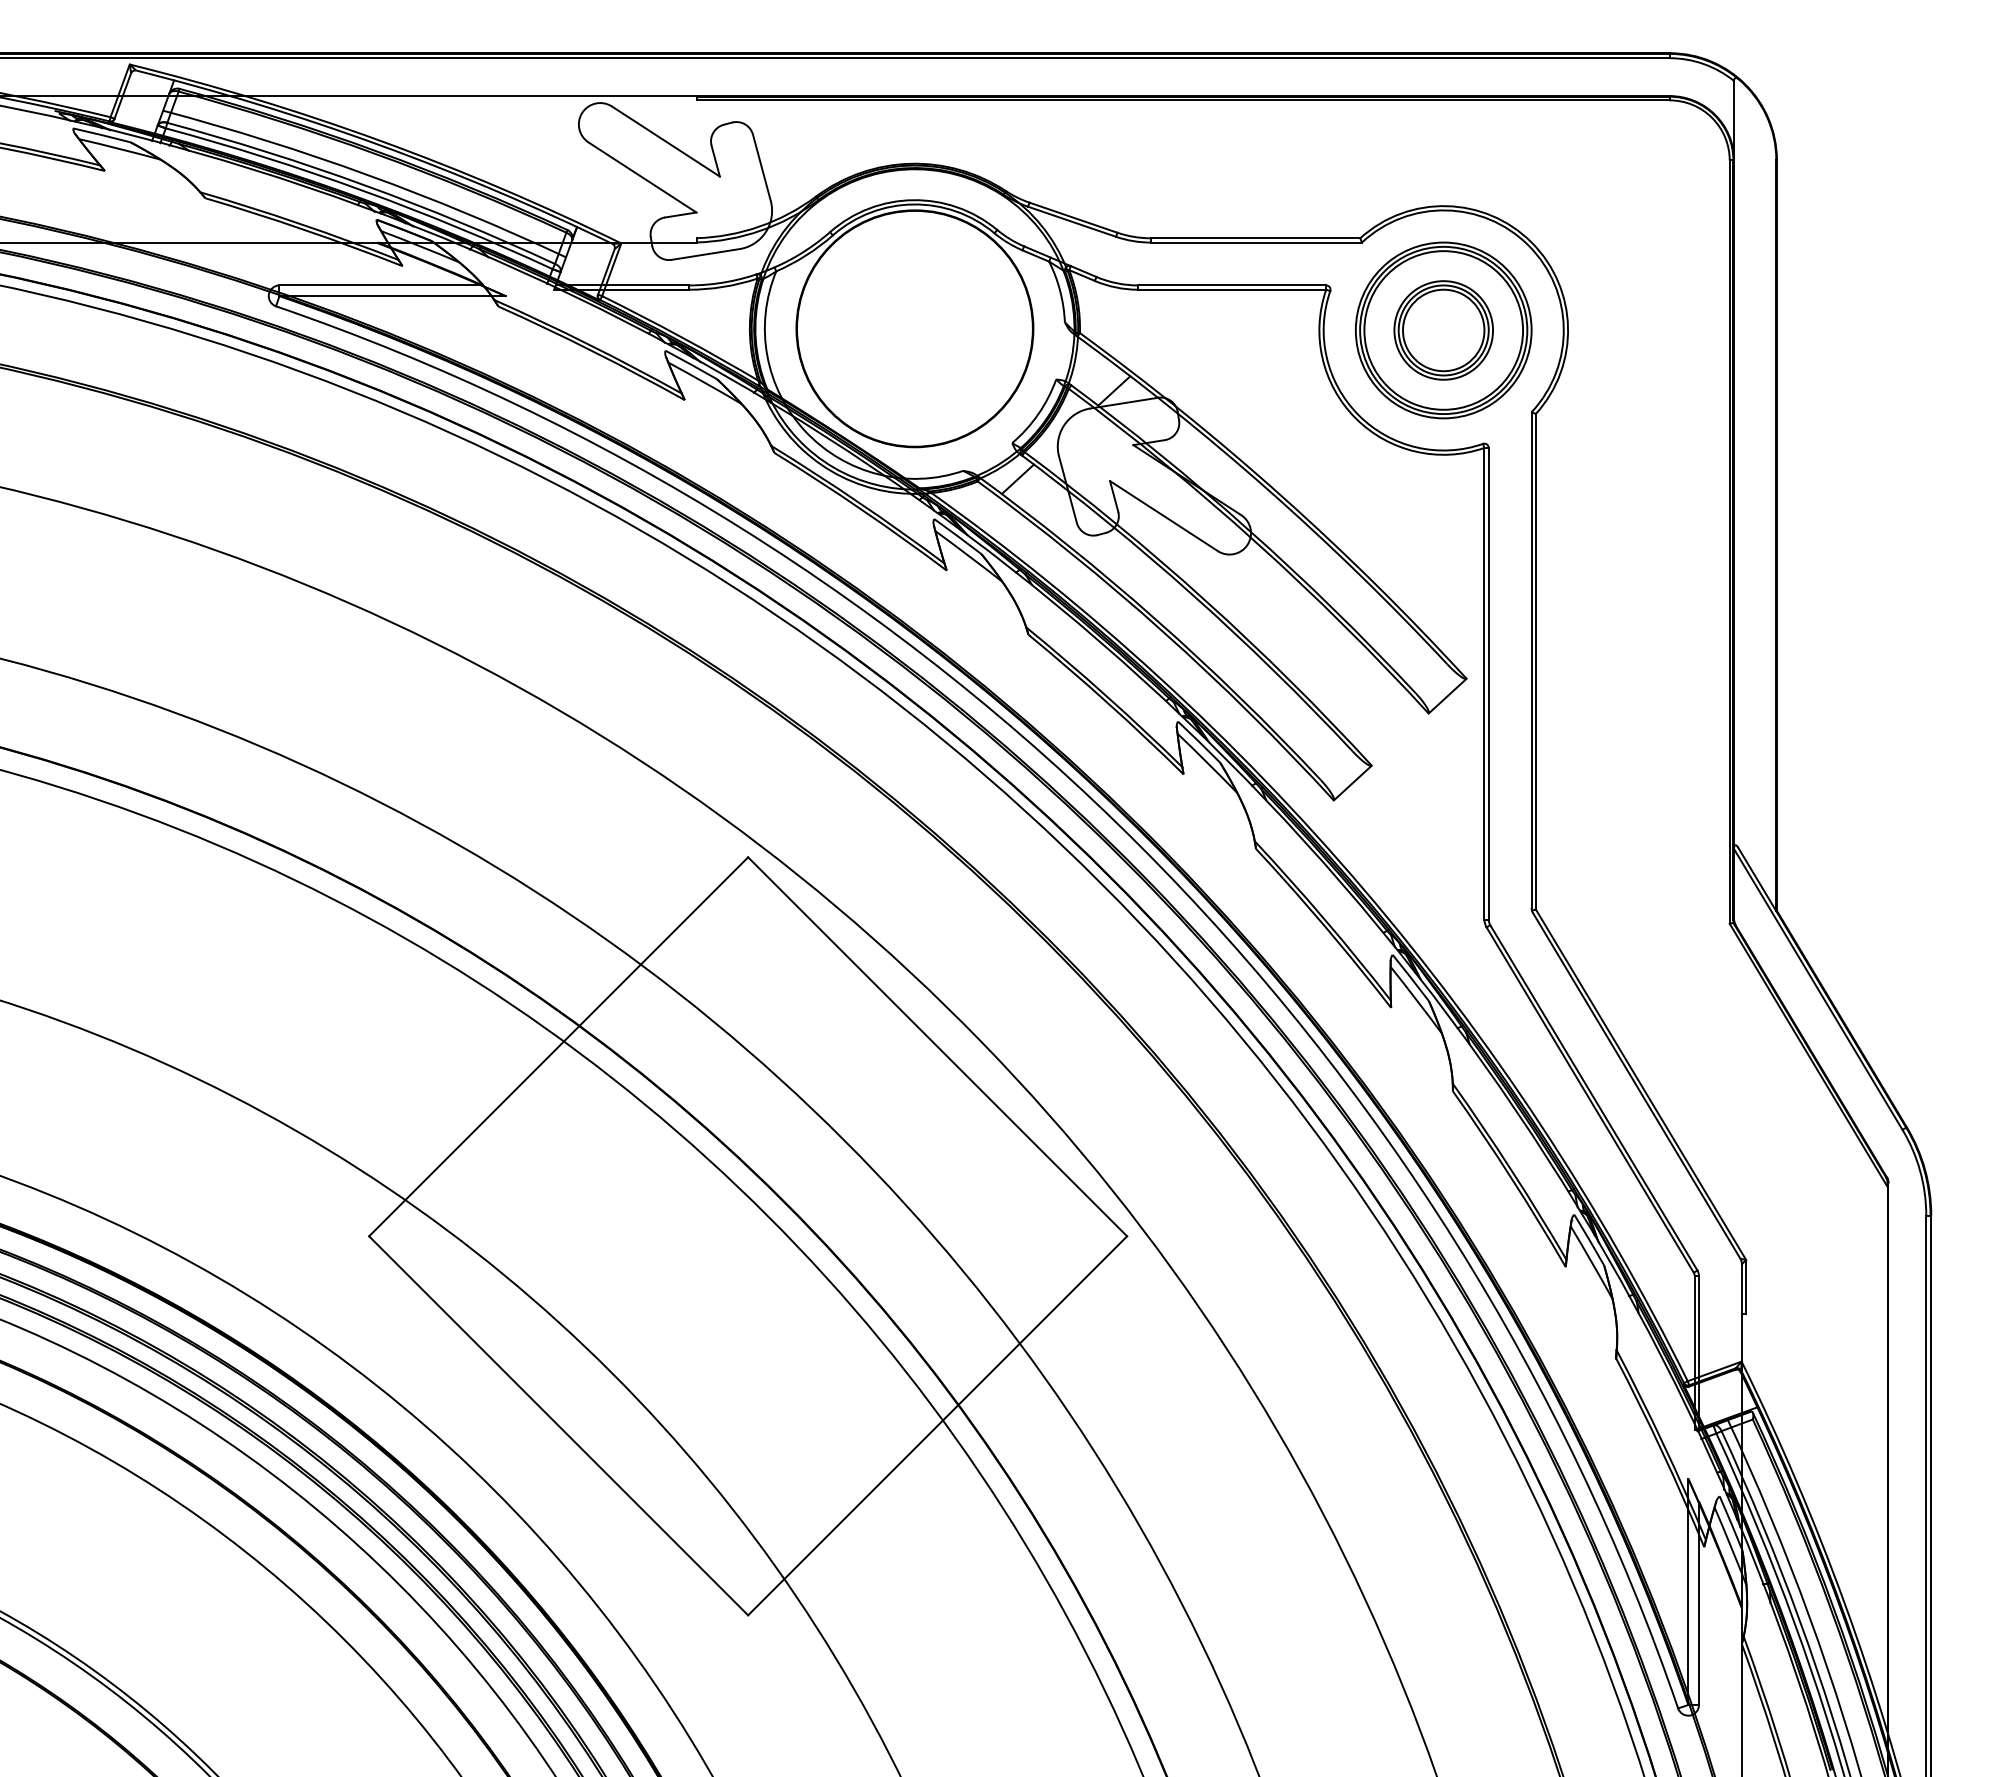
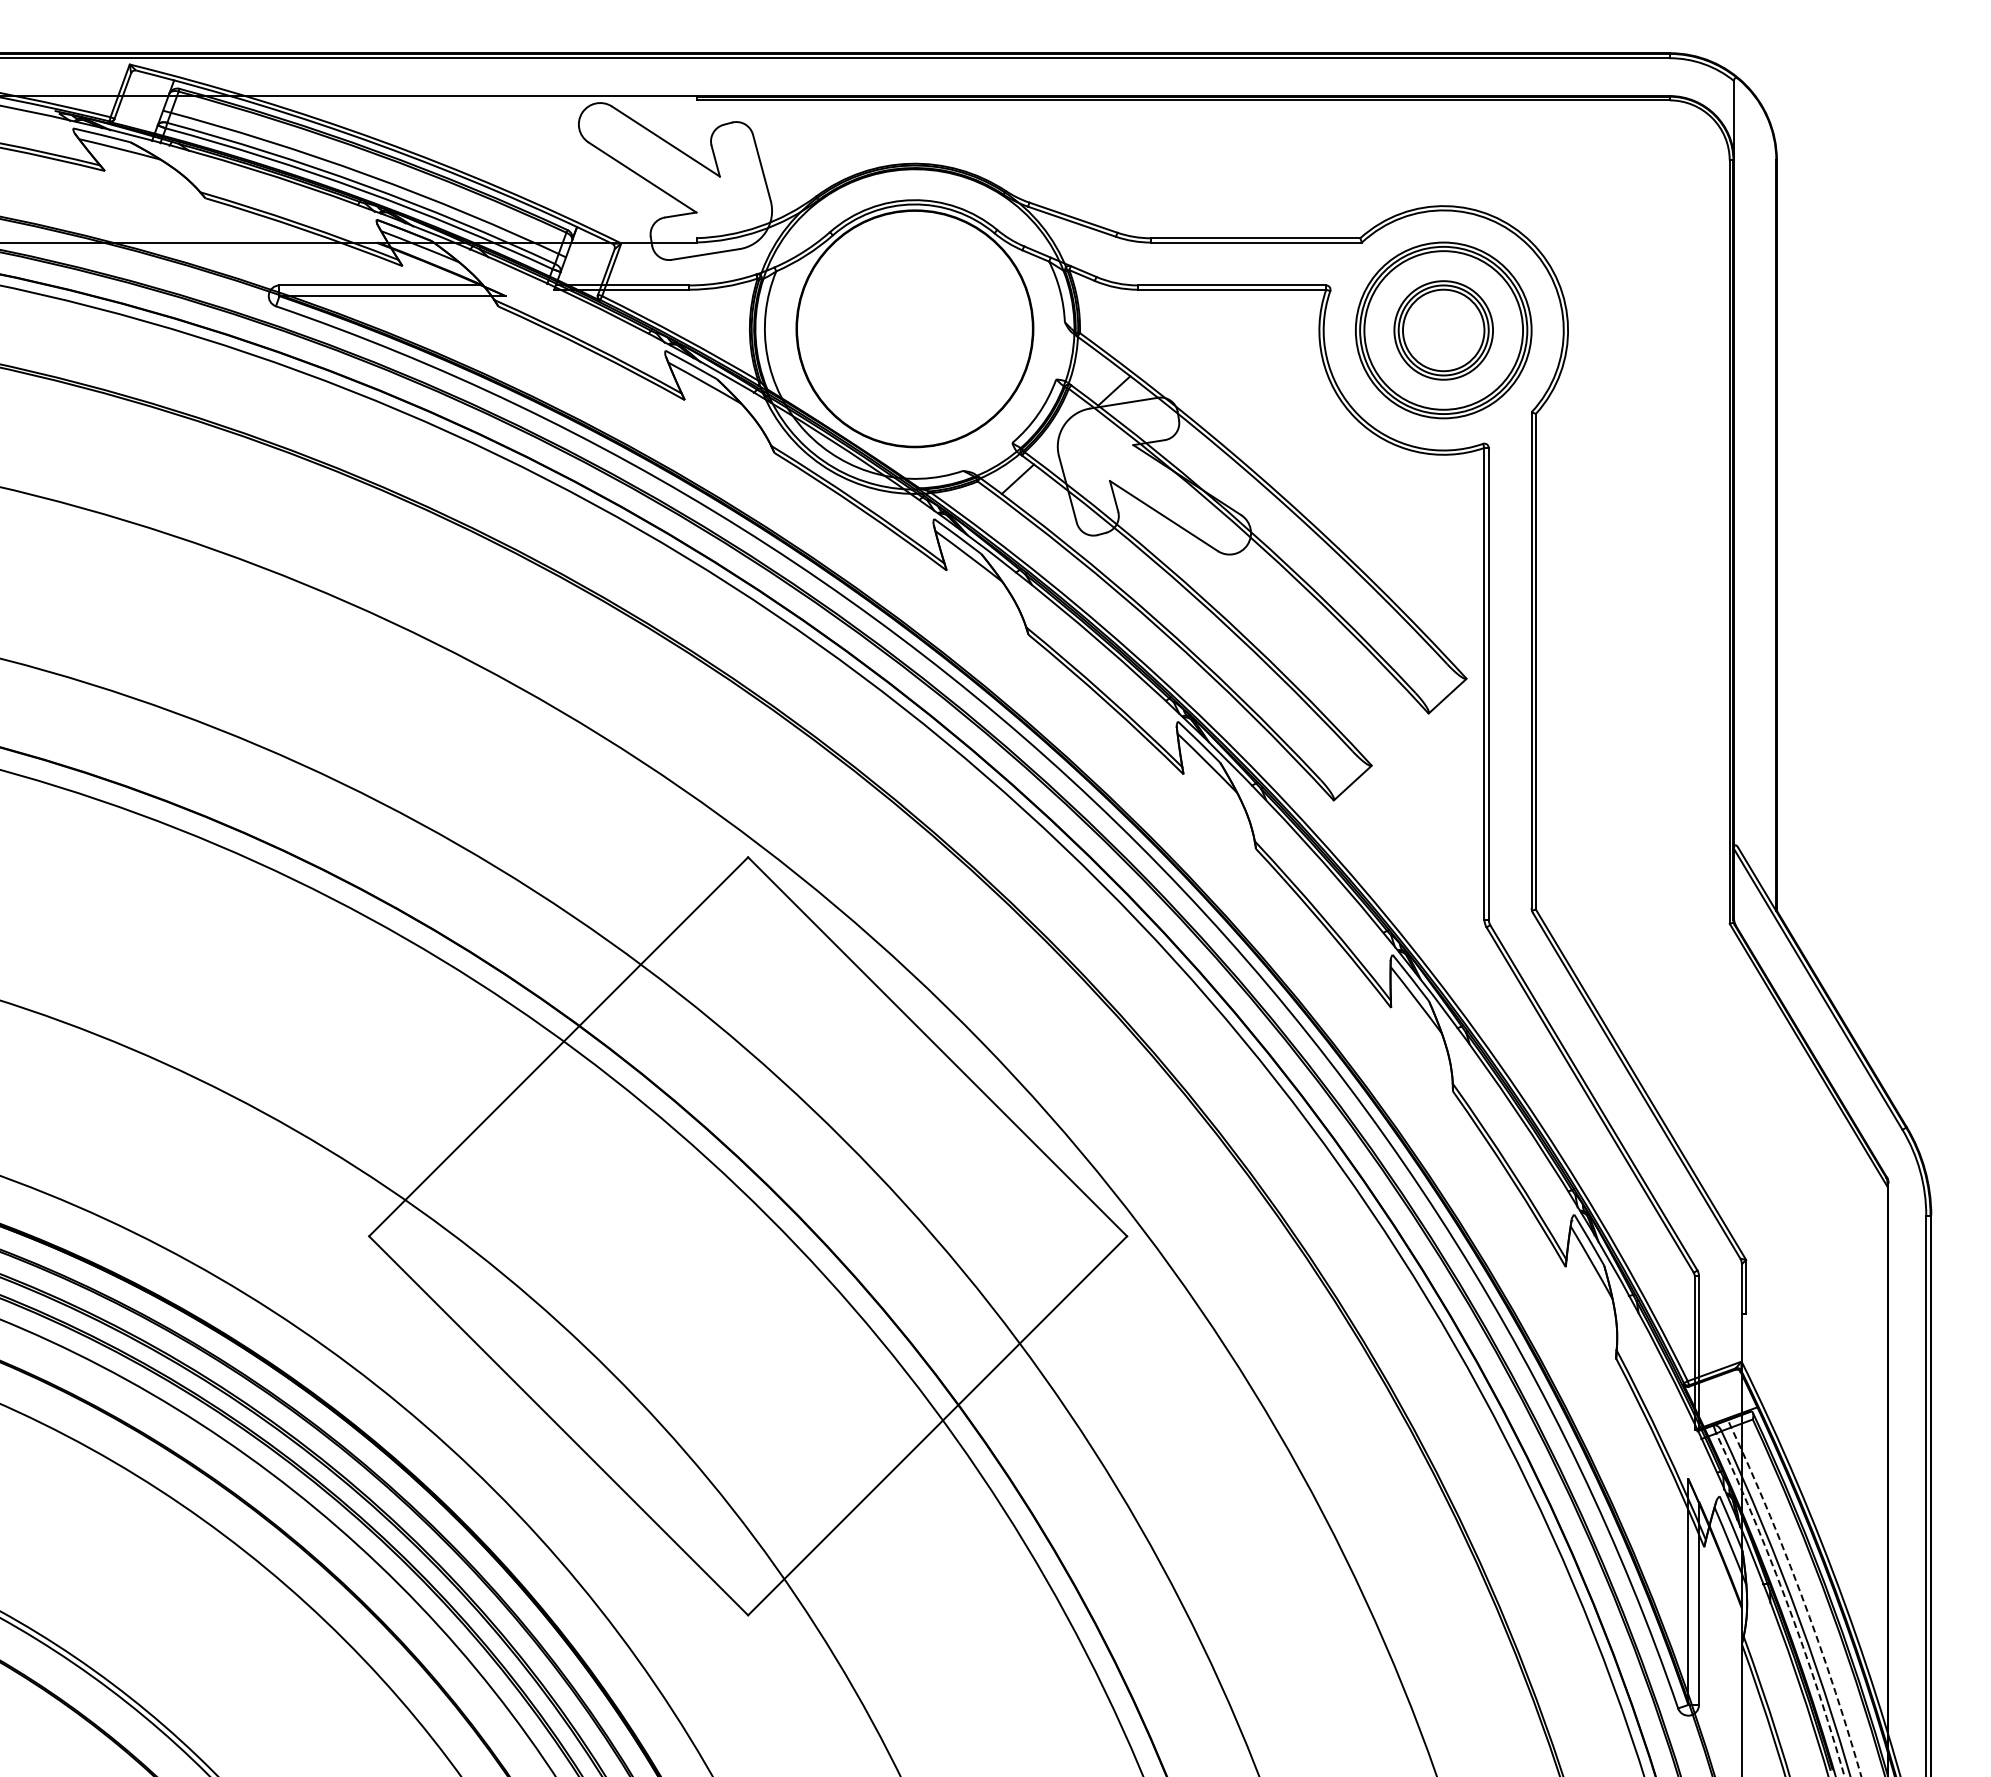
arc: solid -> dashed (1801, 1594)
arc: solid -> dashed (1787, 1602)
